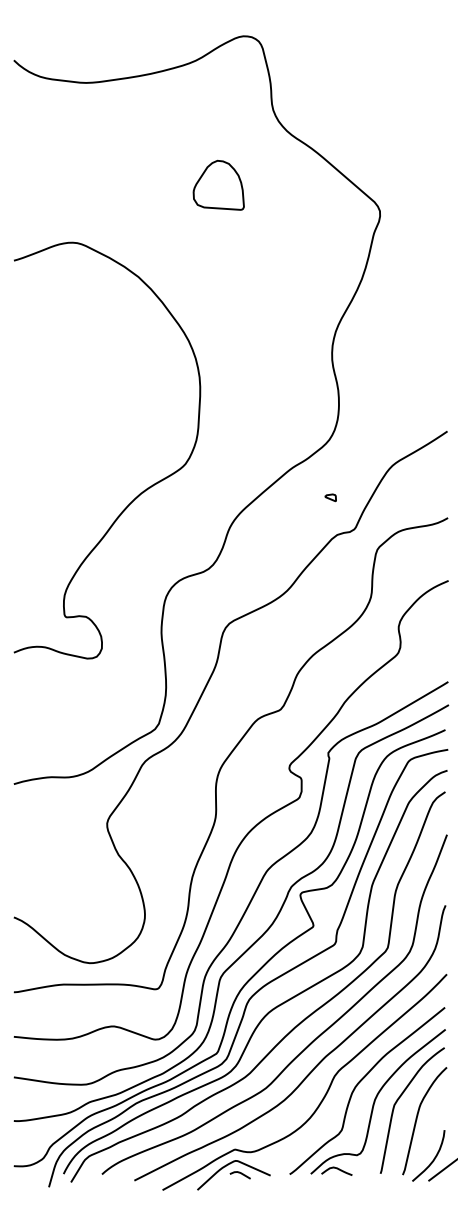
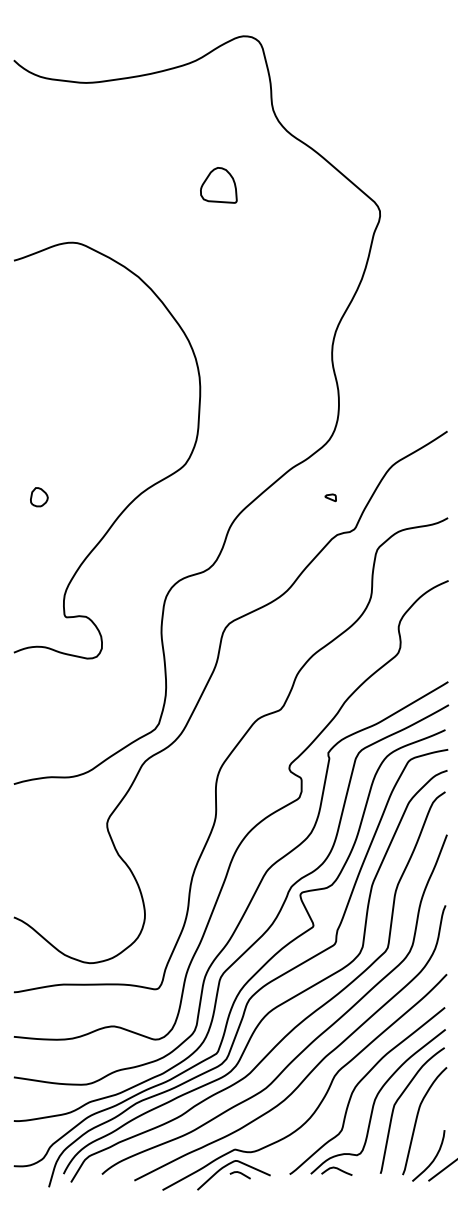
part size: 53x52 px -> 38x37 px (218, 185)
part: none -> present (39, 497)
